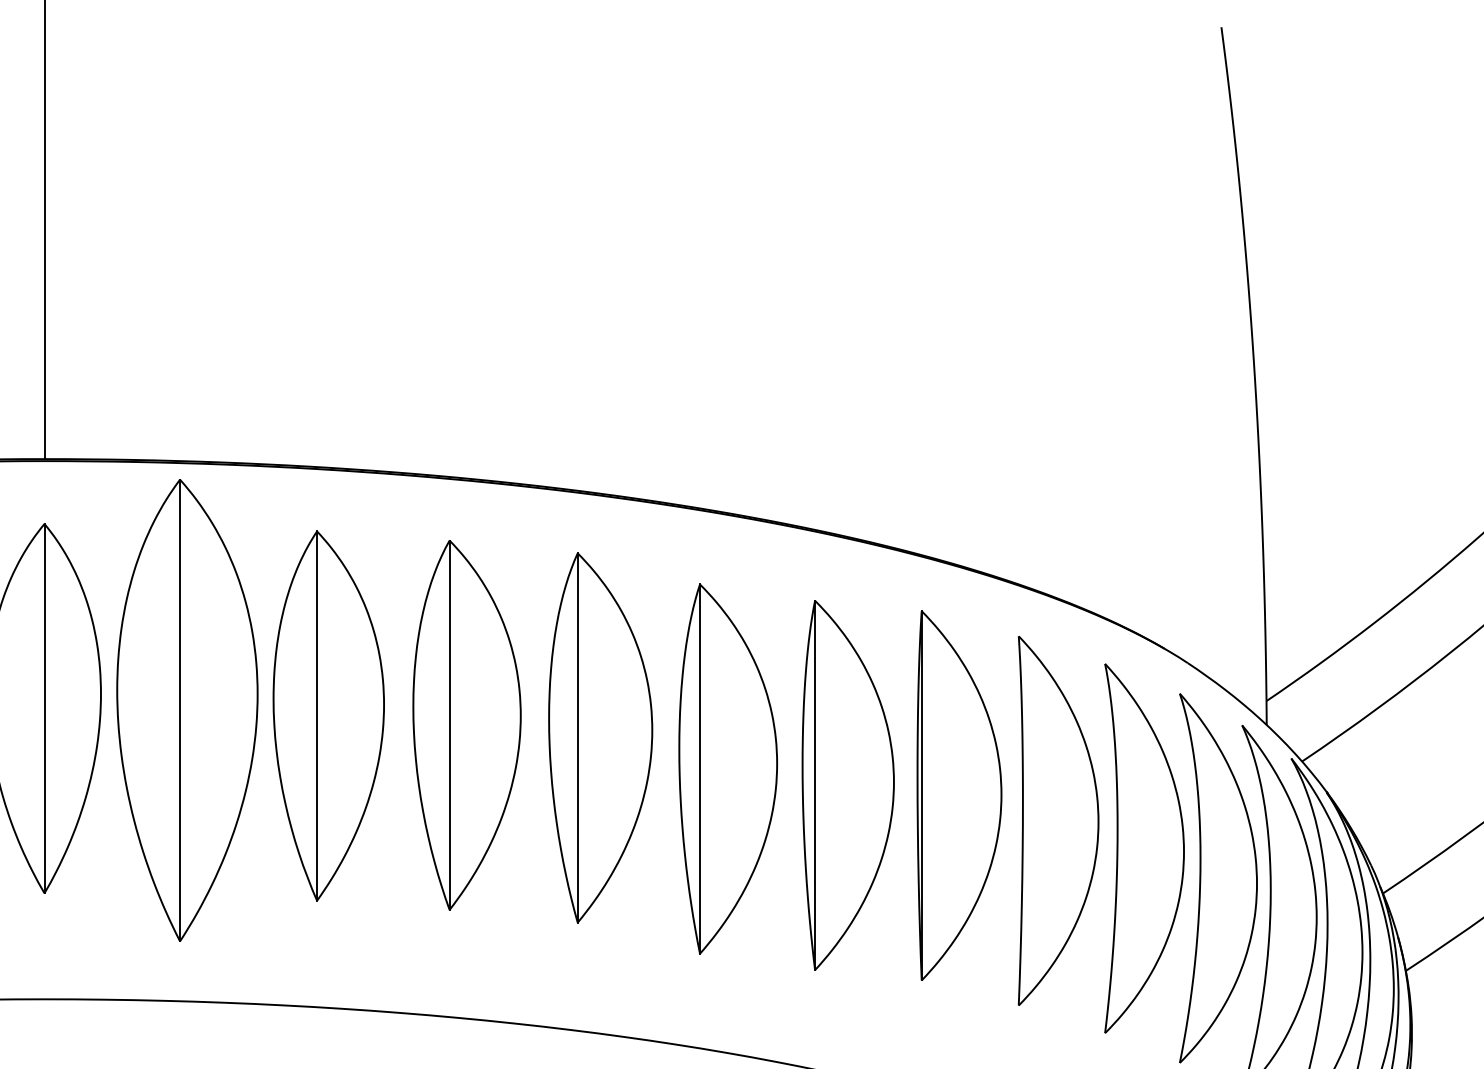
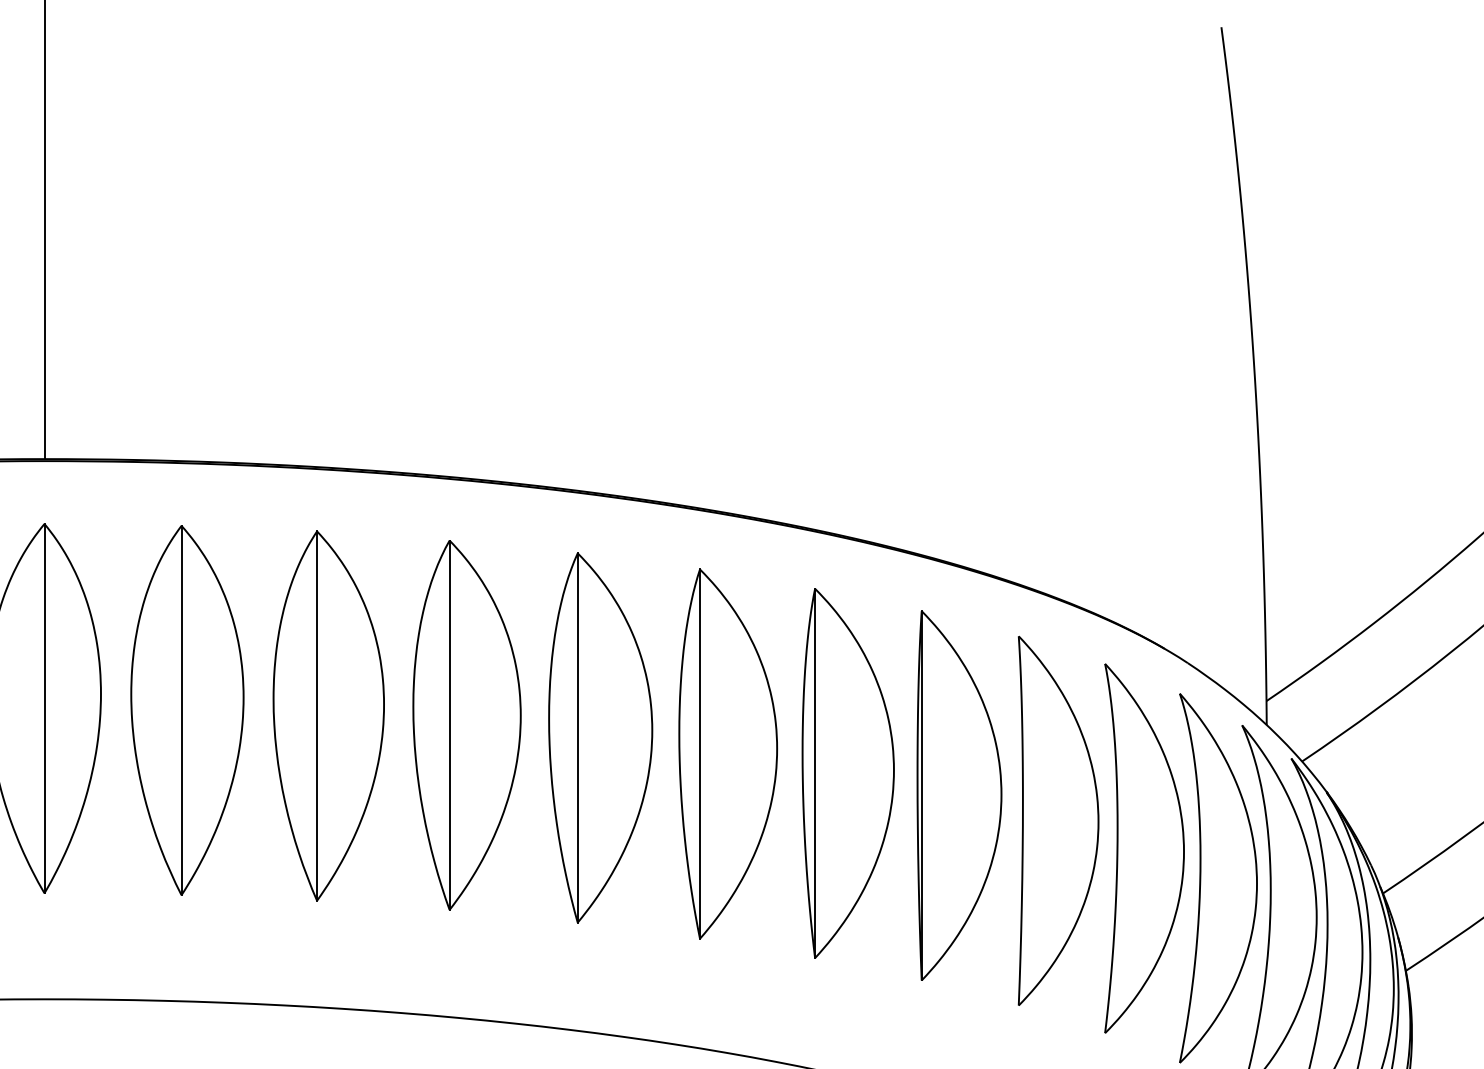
part size: 143x463 px -> 115x371 px (187, 710)
part position: (727, 768) -> (727, 753) (727, 753)
part position: (847, 785) -> (847, 773) (847, 773)
